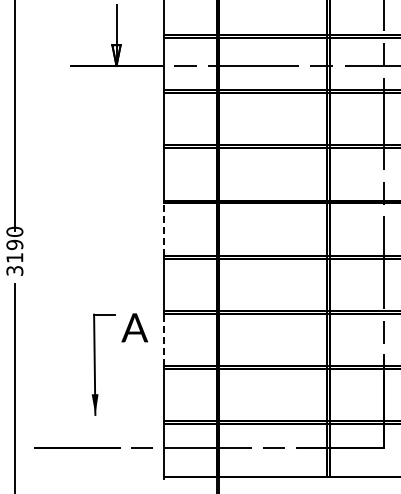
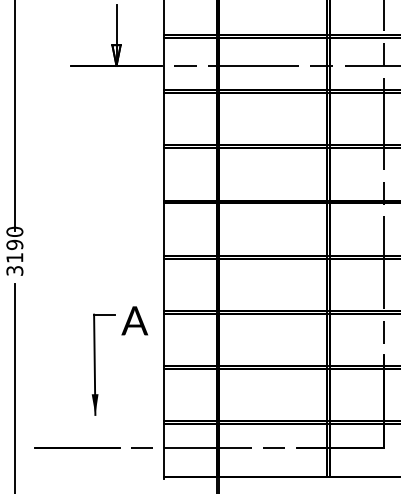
line: dashed -> solid (164, 229)
text position: (134, 327) -> (134, 320) (134, 320)
line: dashed -> solid (164, 339)
